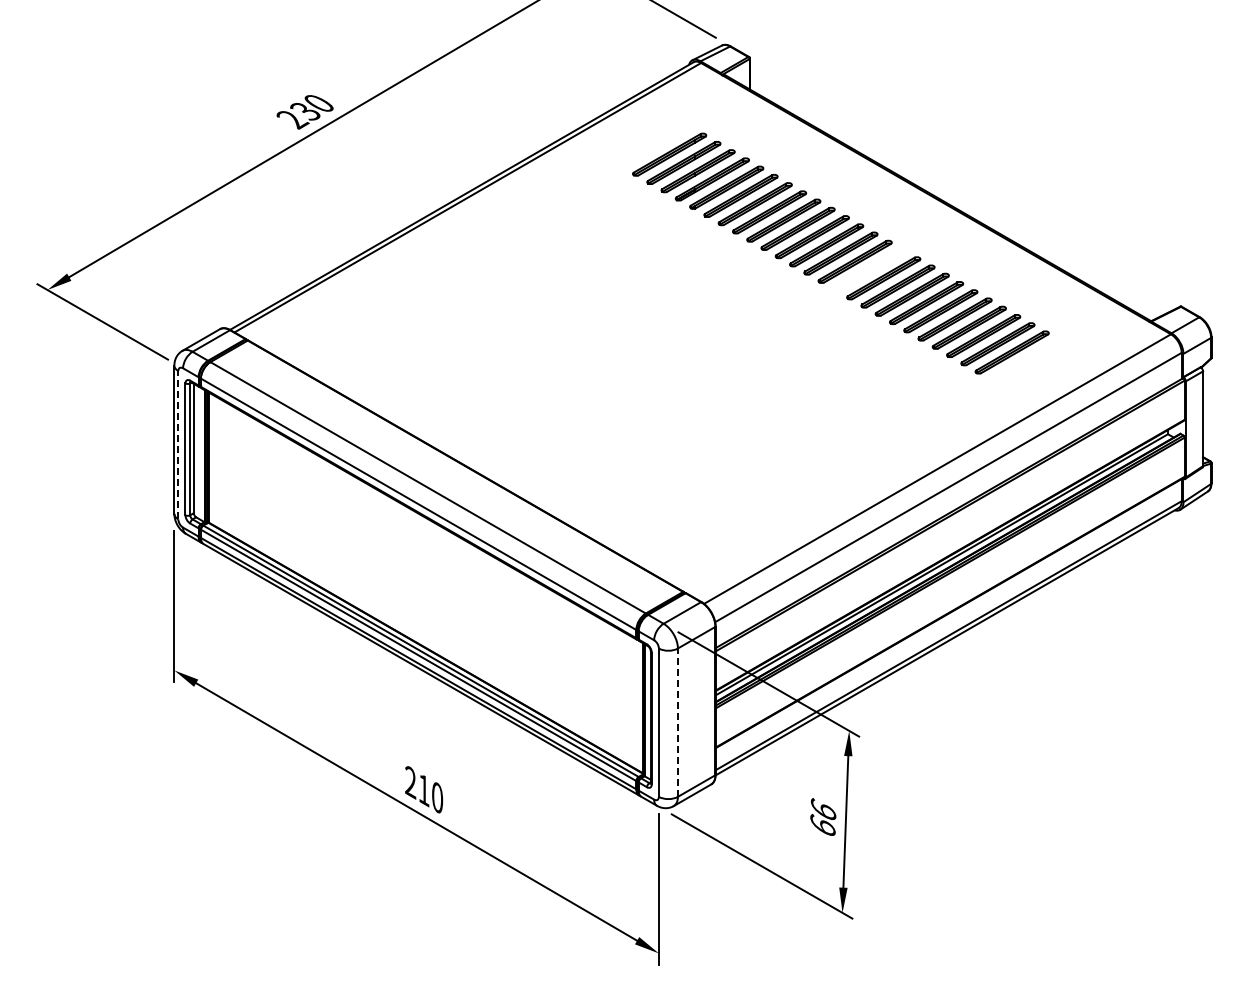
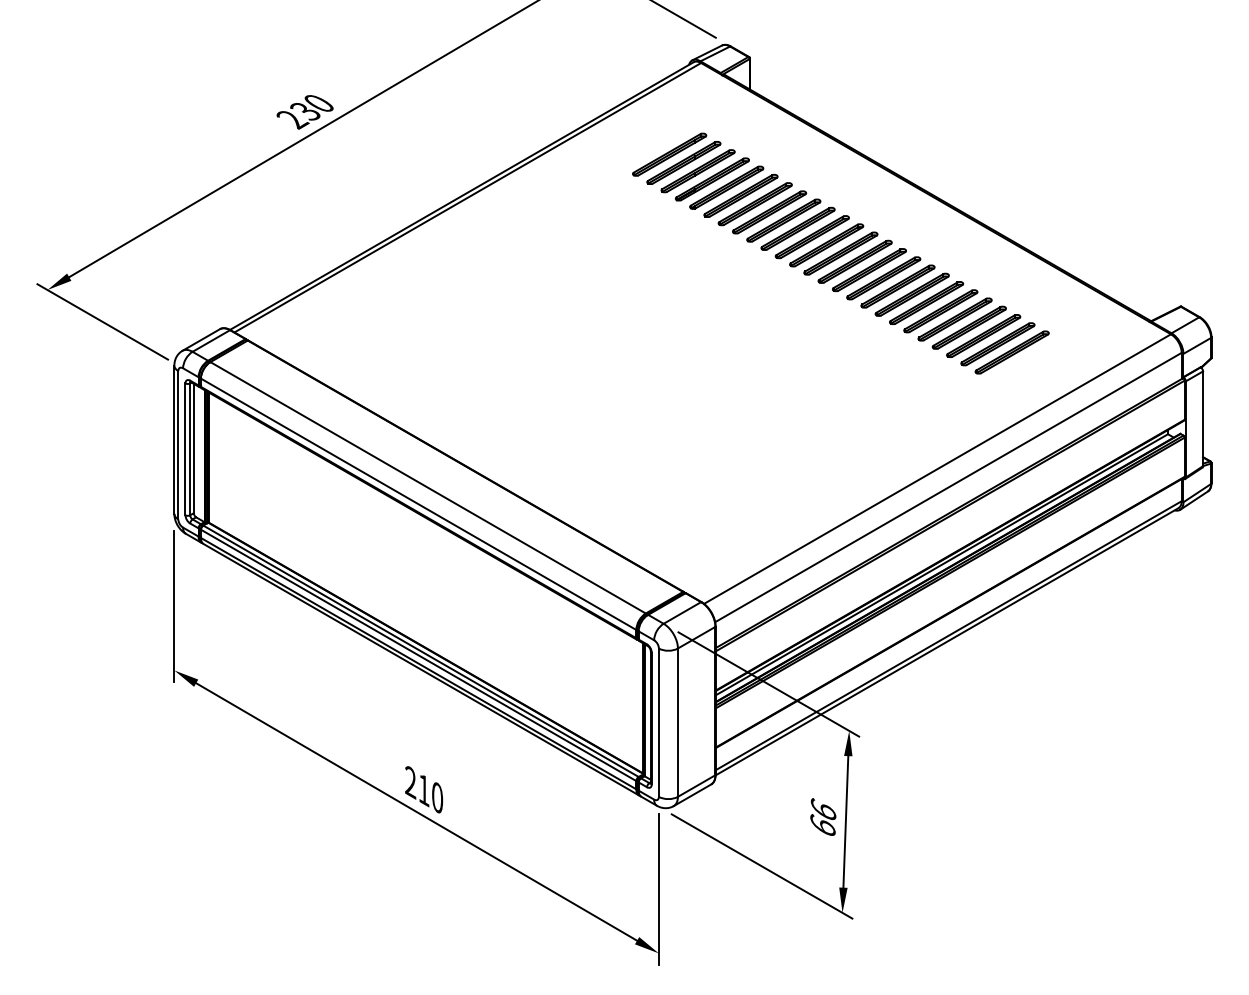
part: none -> present (868, 270)
line: dashed -> solid (178, 444)
line: dashed -> solid (677, 722)
